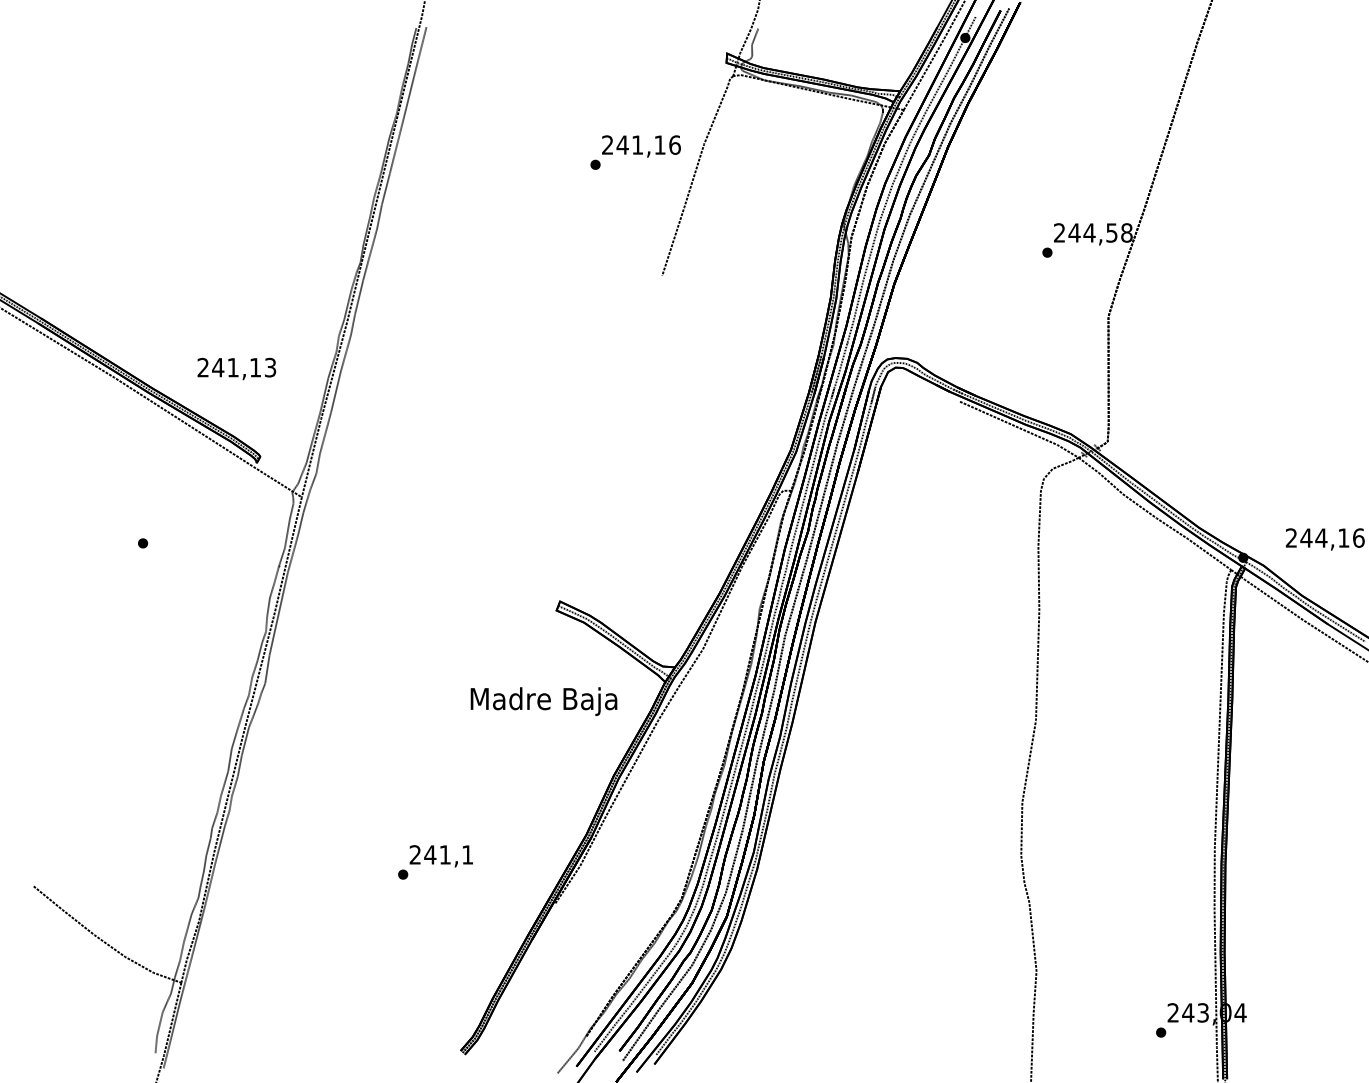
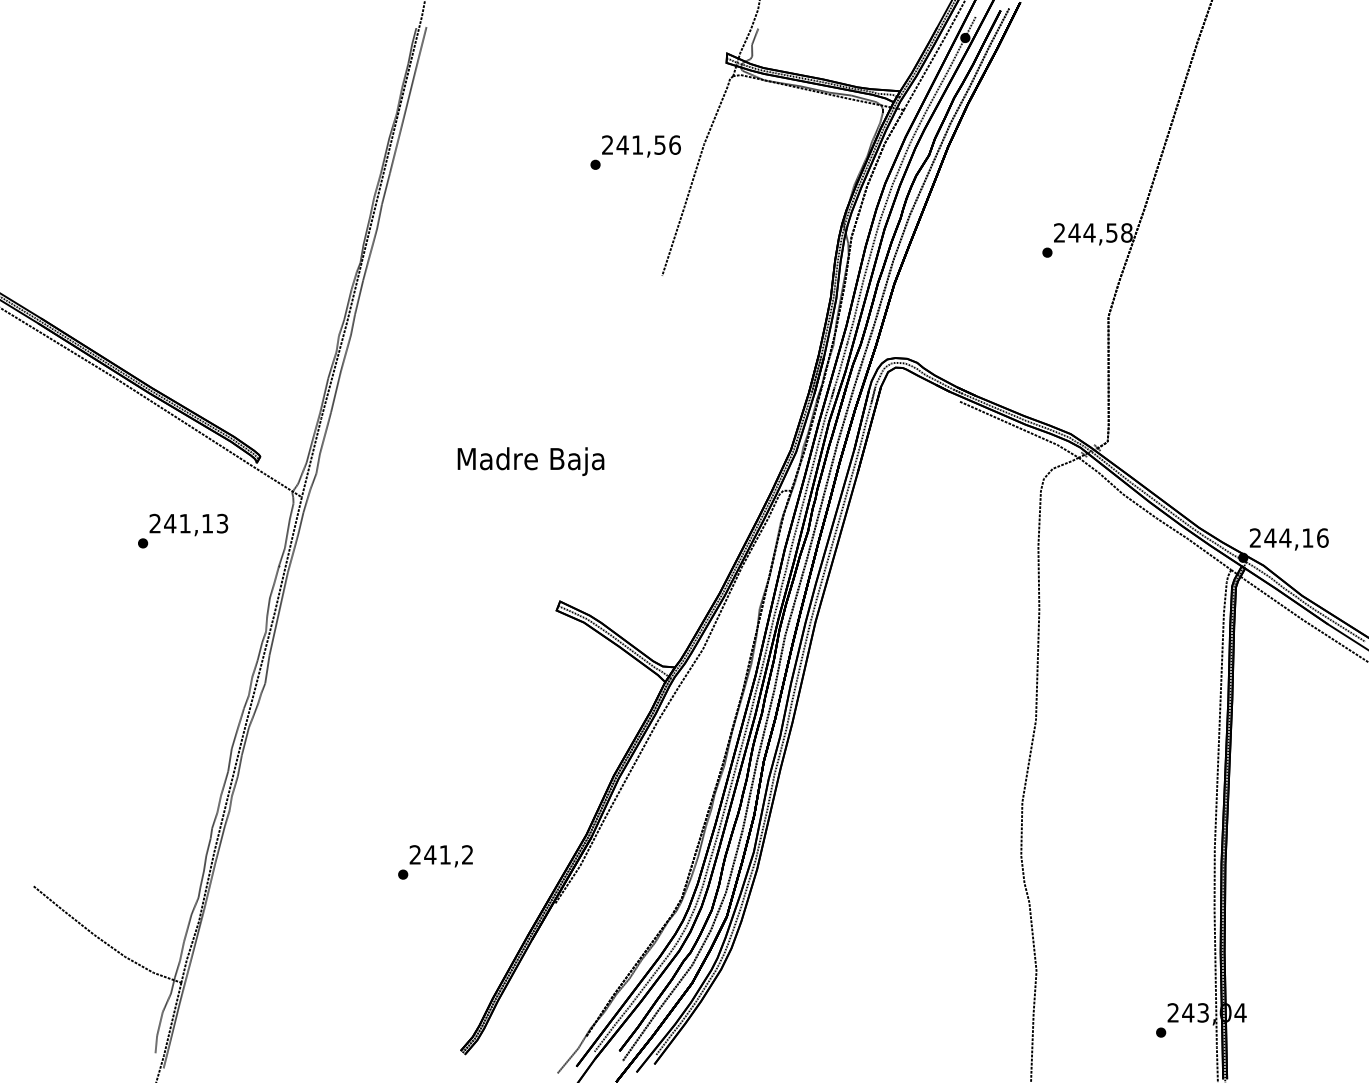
text: 241,16 -> 241,56 (659, 144)
text position: (236, 368) -> (188, 524) (188, 524)
text position: (1324, 539) -> (1288, 539) (1288, 539)
text position: (543, 701) -> (530, 461) (530, 461)
text: 241,1 -> 241,2 (467, 854)
